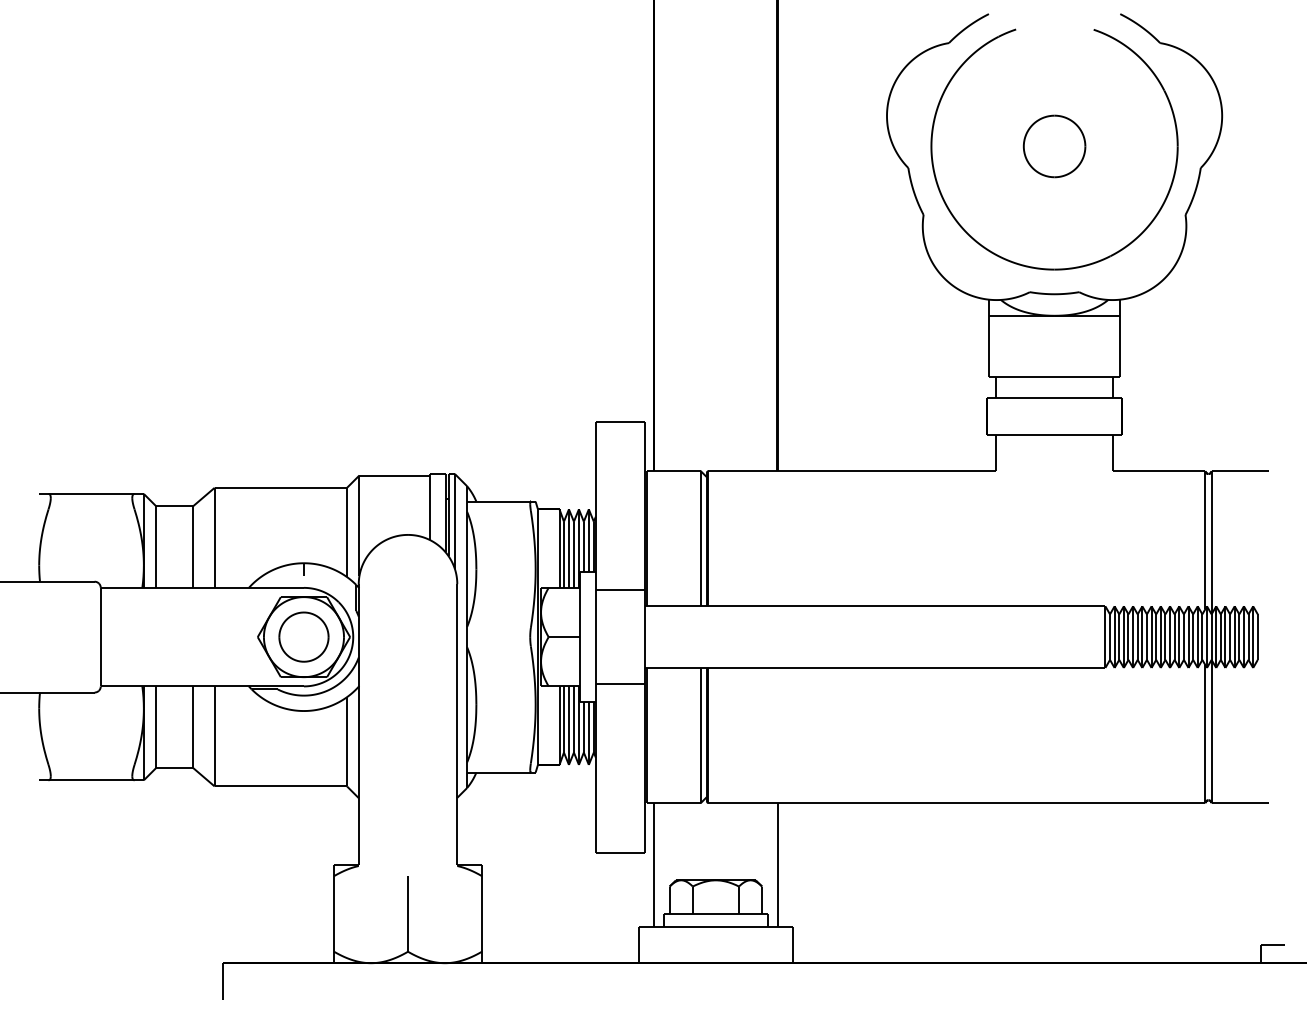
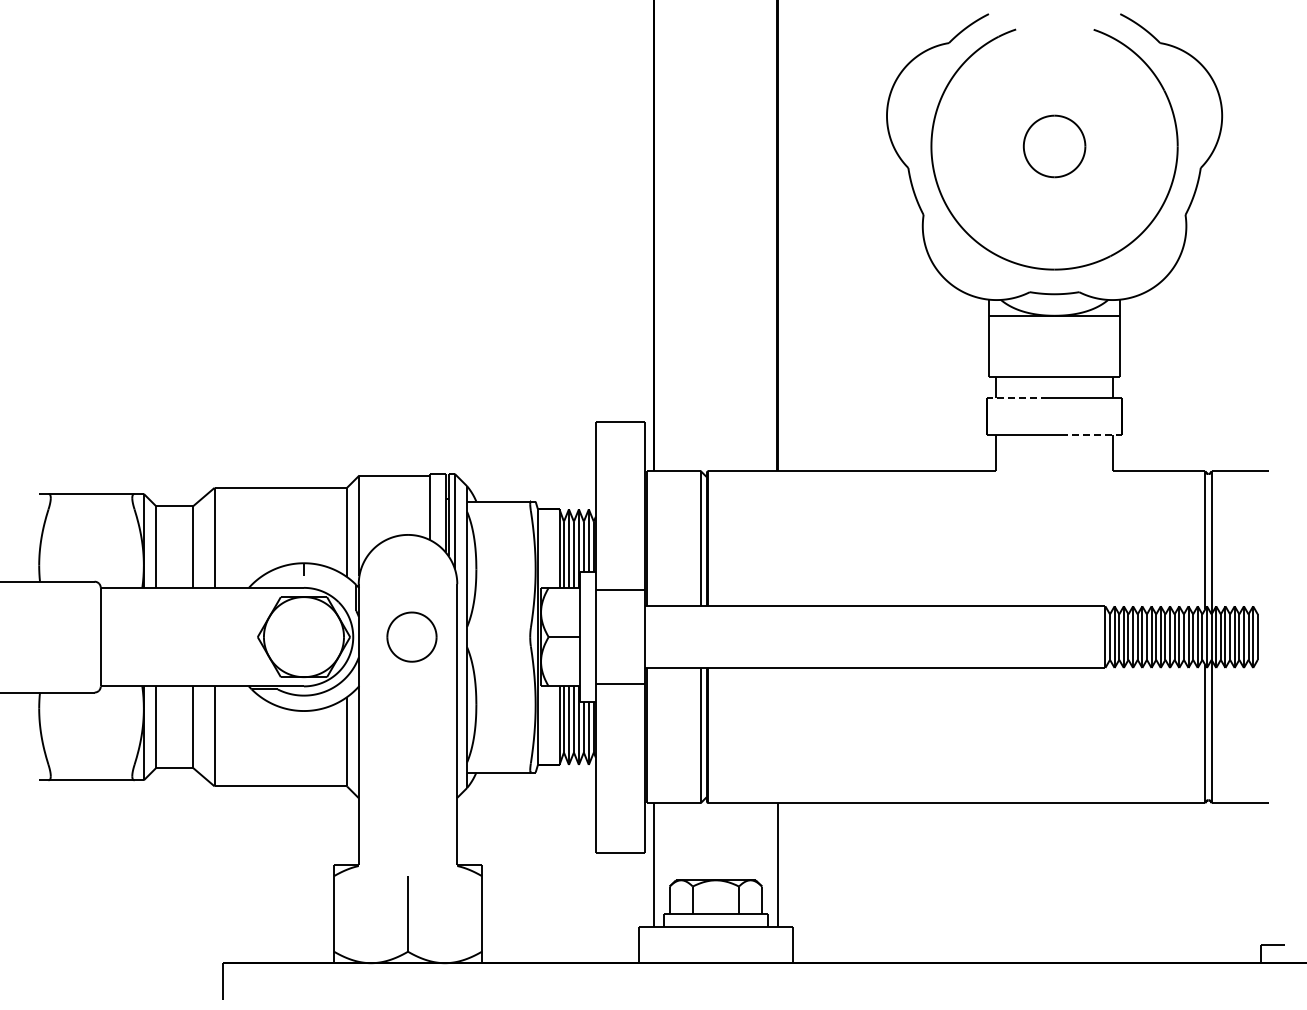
line: solid -> dashed (1020, 397)
line: solid -> dashed (1088, 434)
part position: (303, 636) -> (411, 636) (411, 636)
